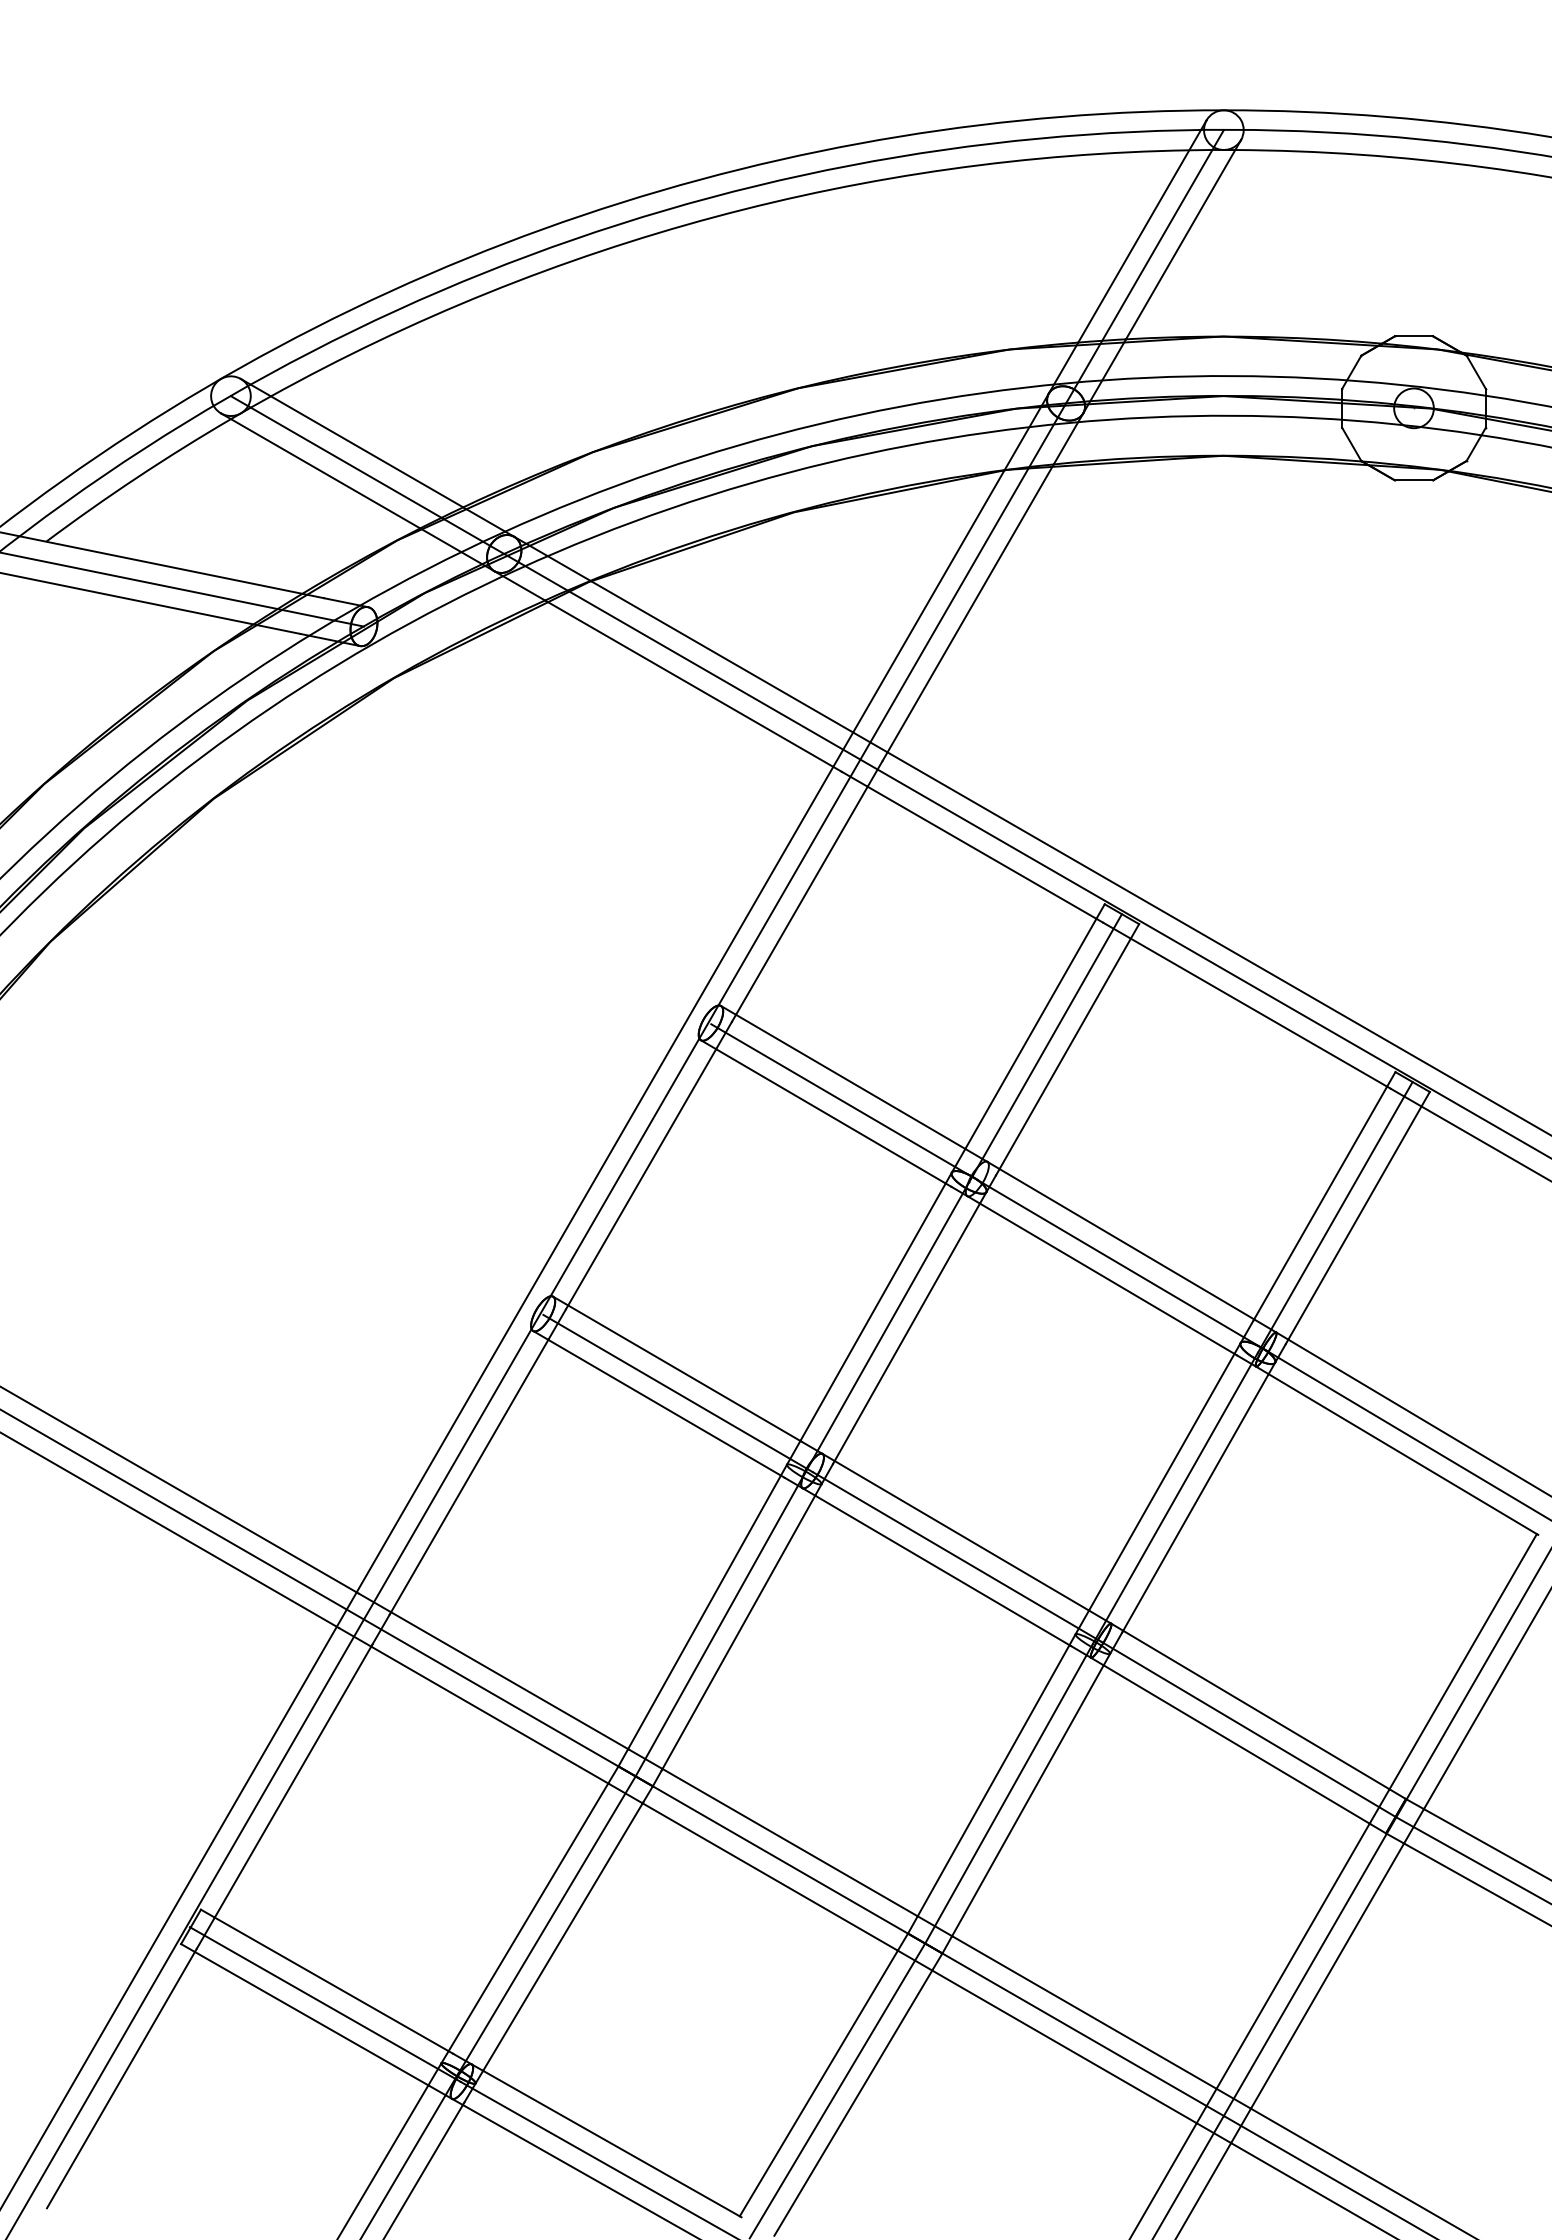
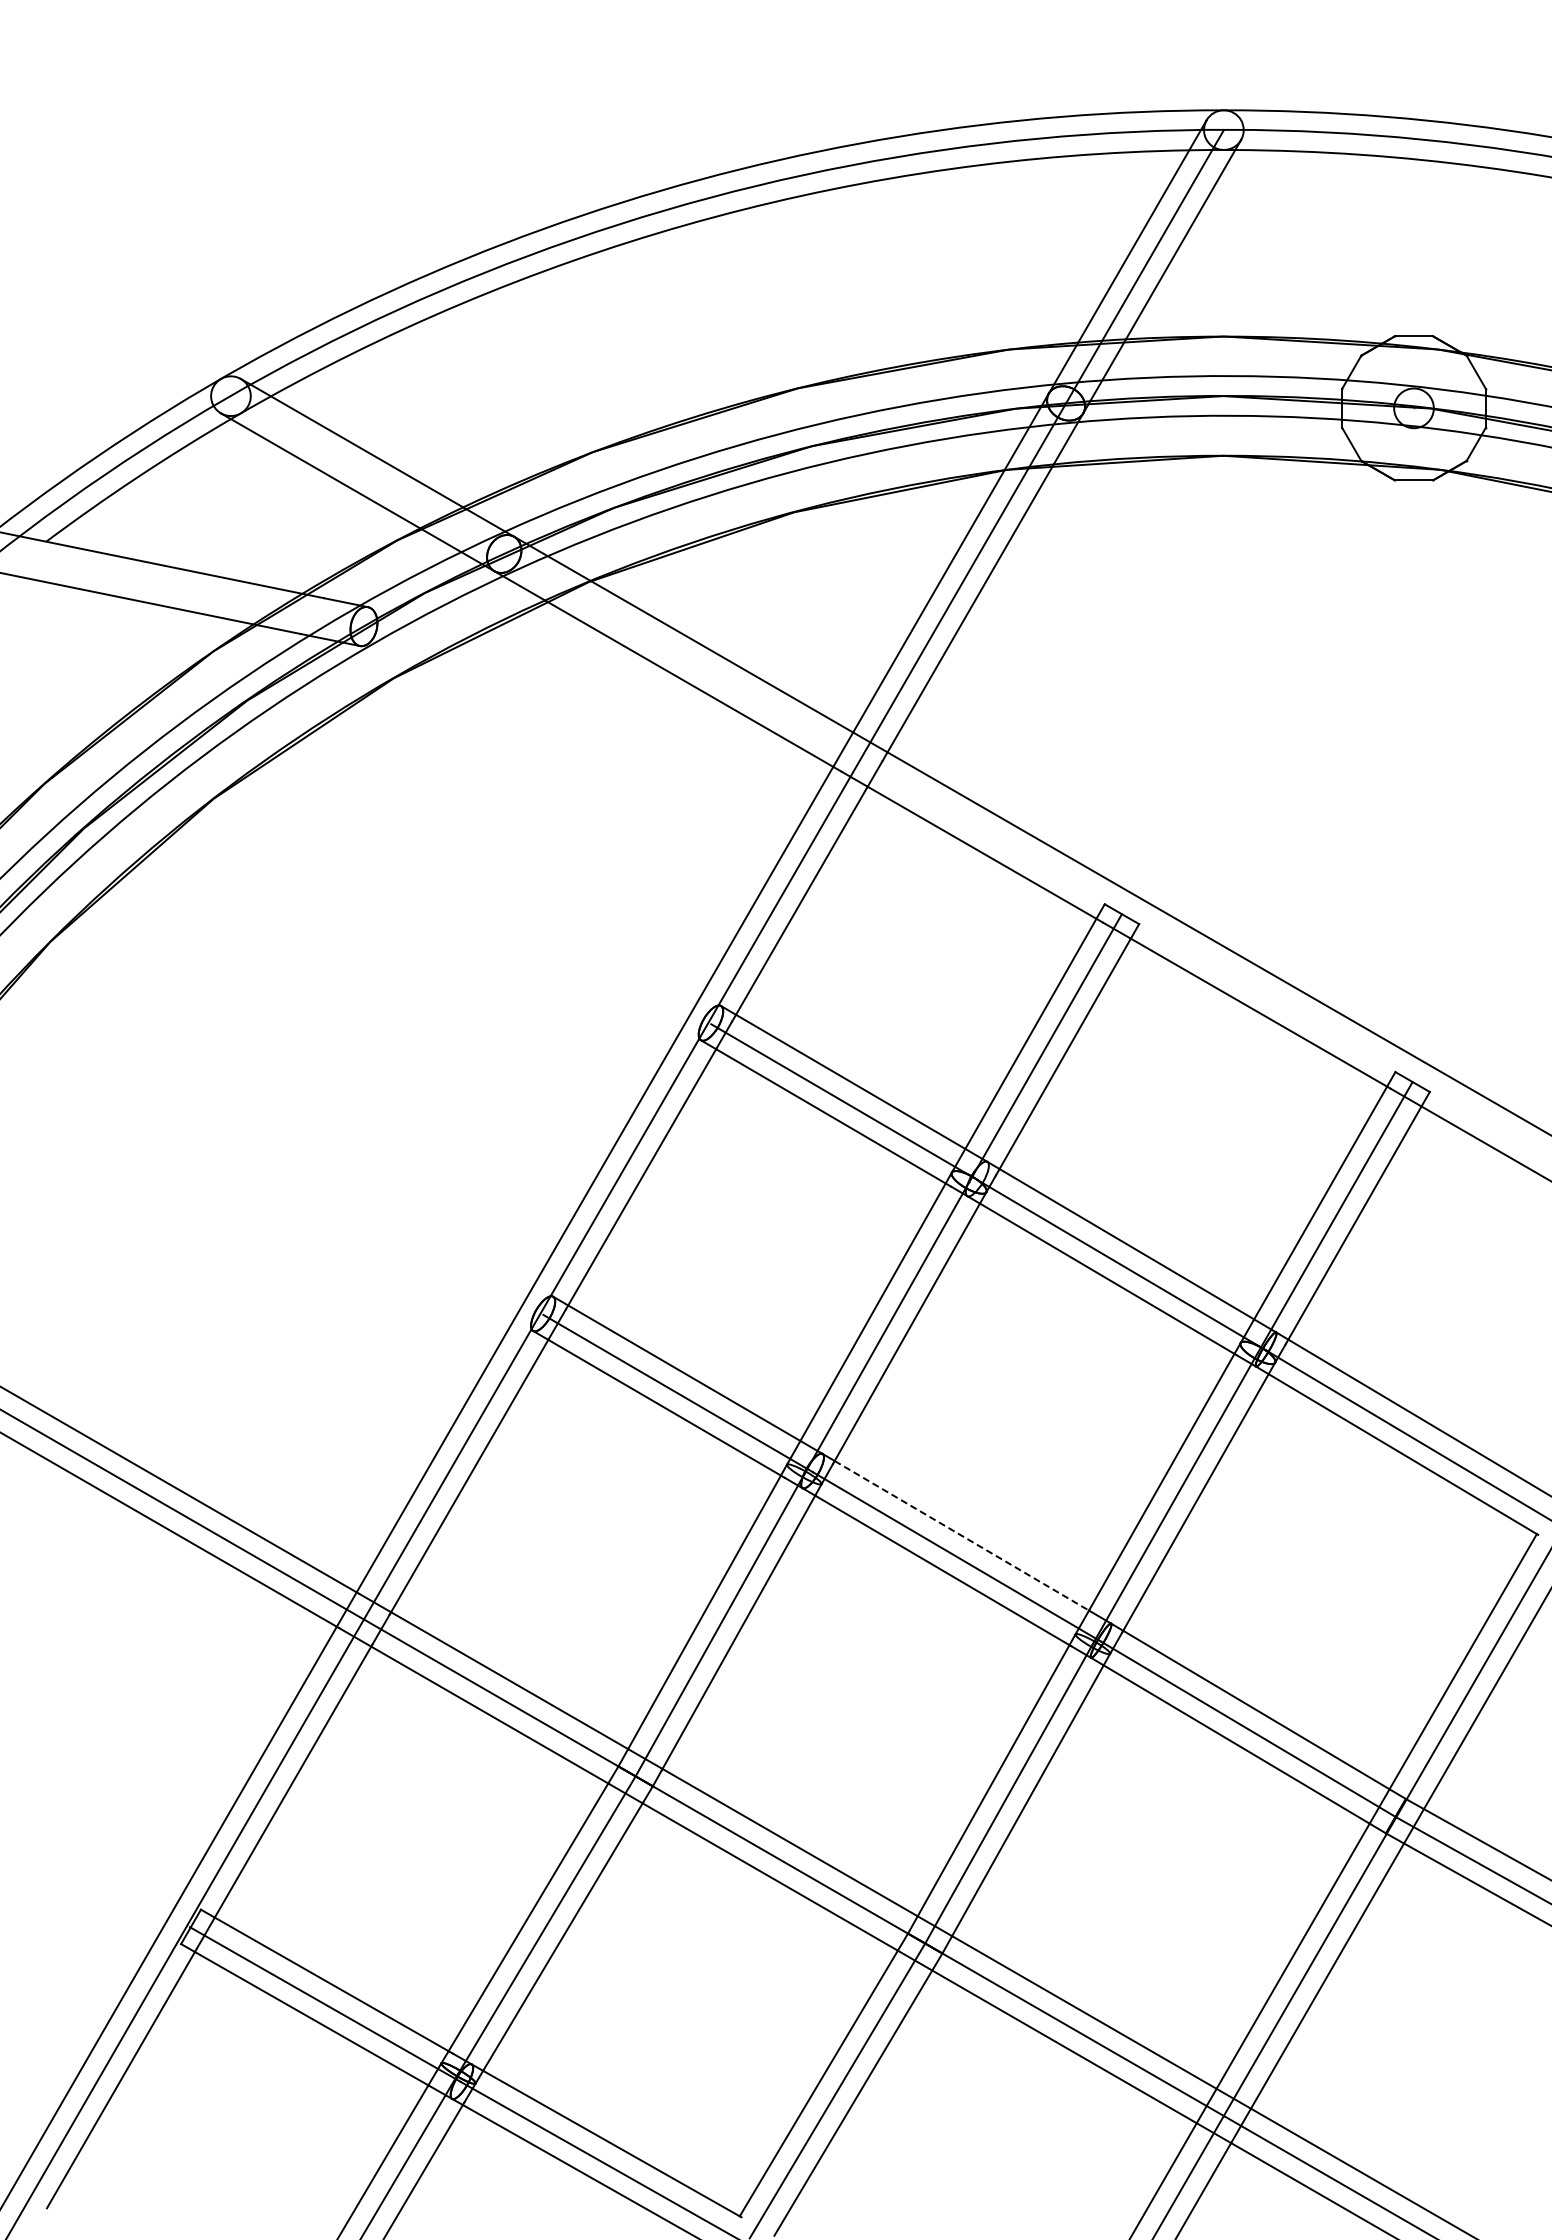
line: present -> none (182, 589)
line: present -> none (889, 776)
line: solid -> dashed (961, 1535)
